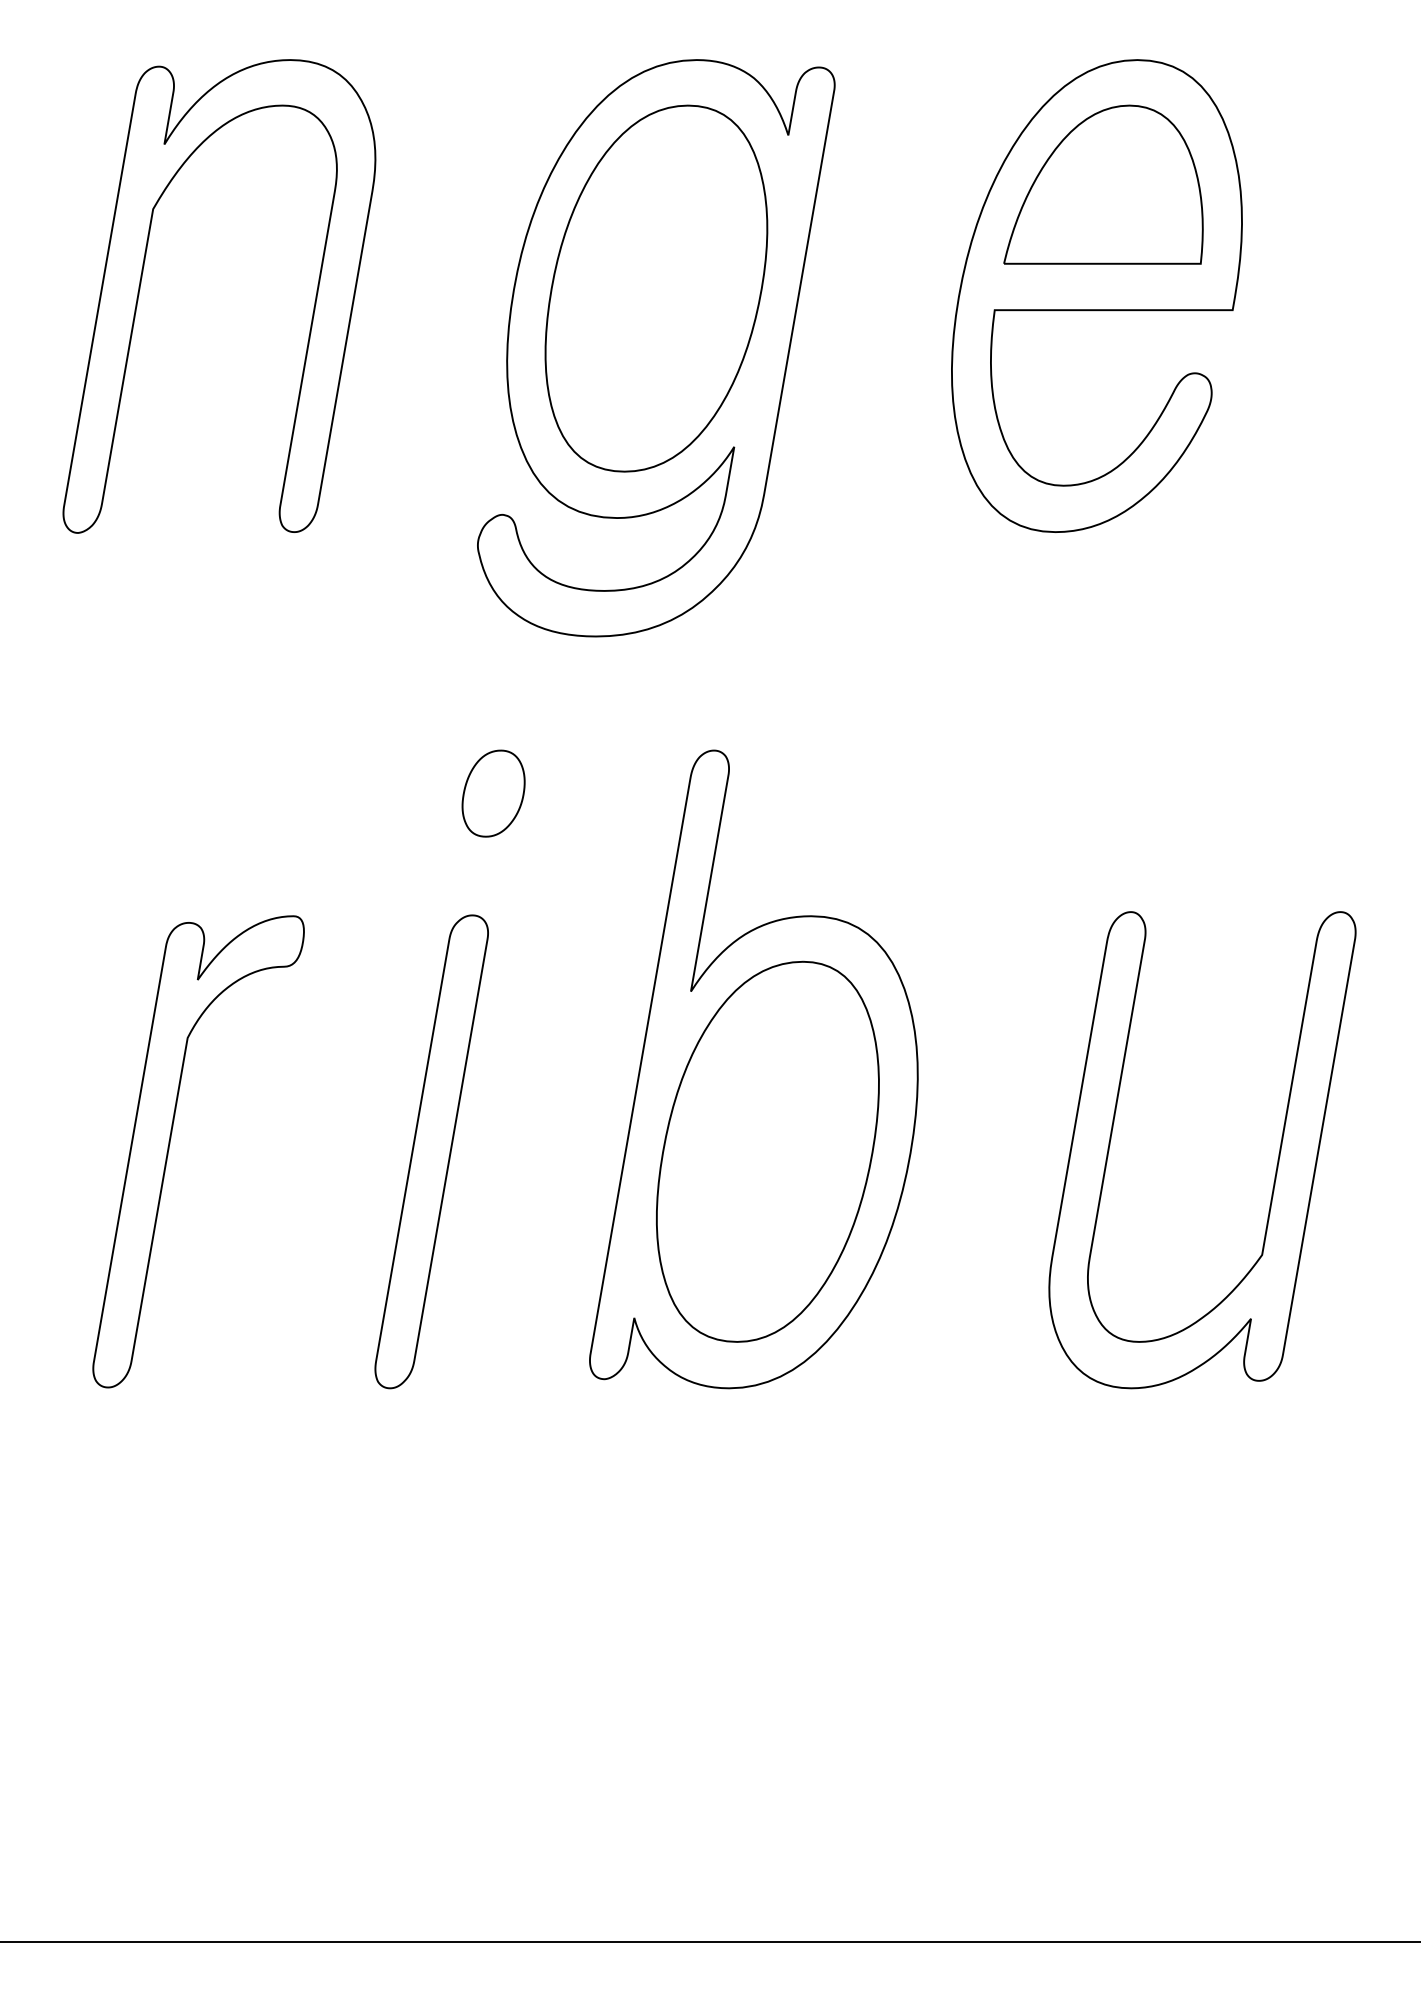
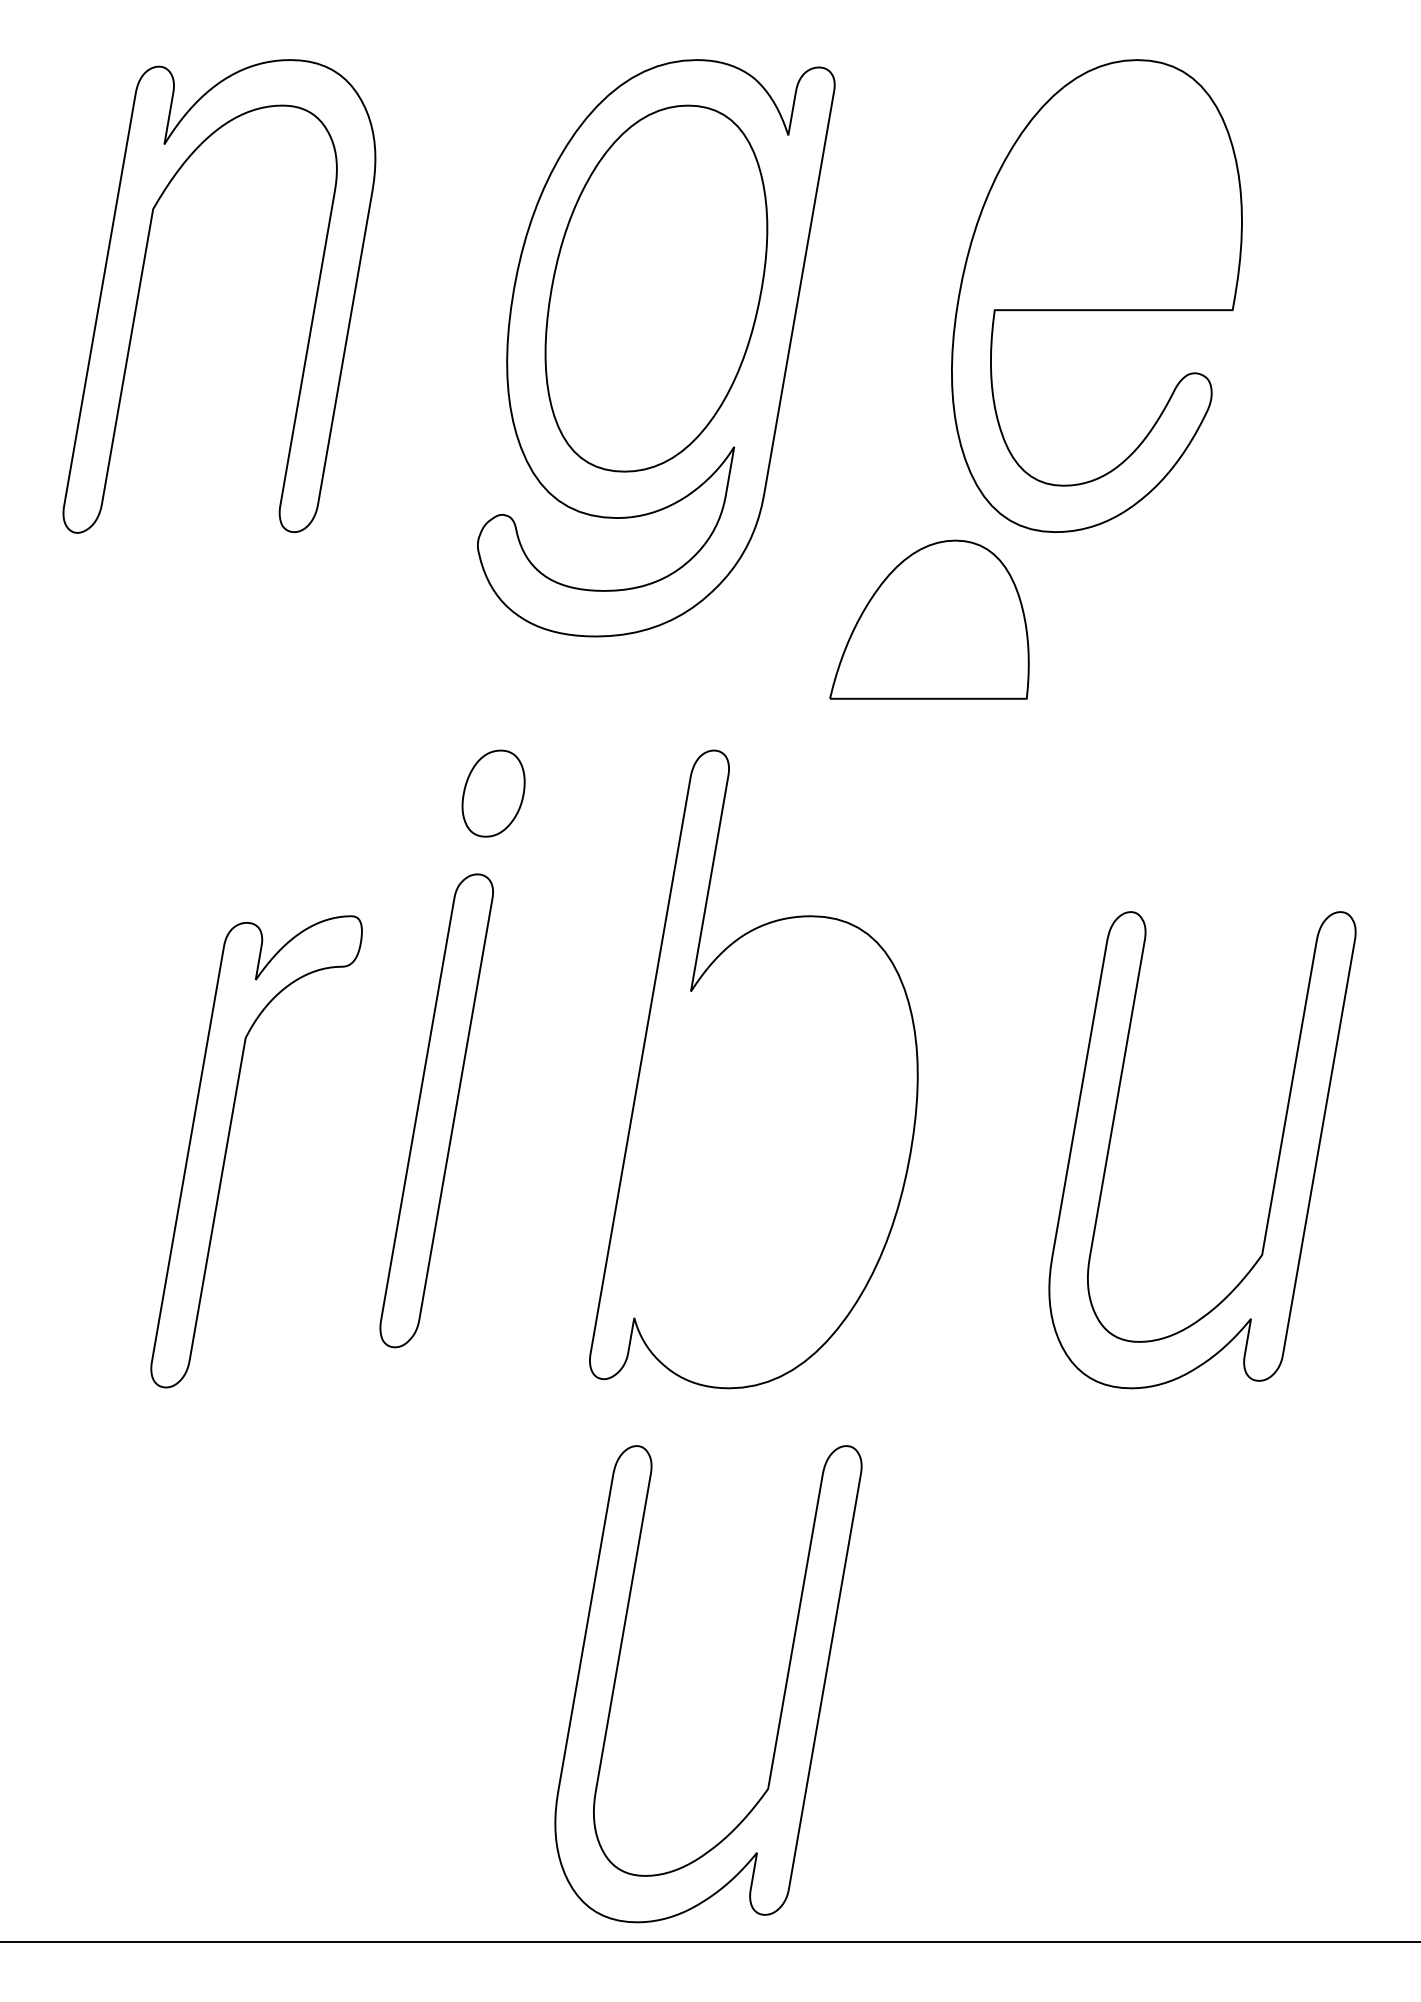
part position: (1103, 184) -> (929, 619) (929, 619)
part position: (170, 1144) -> (228, 1144) (228, 1144)
part position: (431, 1151) -> (436, 1110) (436, 1110)
part: present -> none (767, 1151)
part: none -> present (782, 1699)
